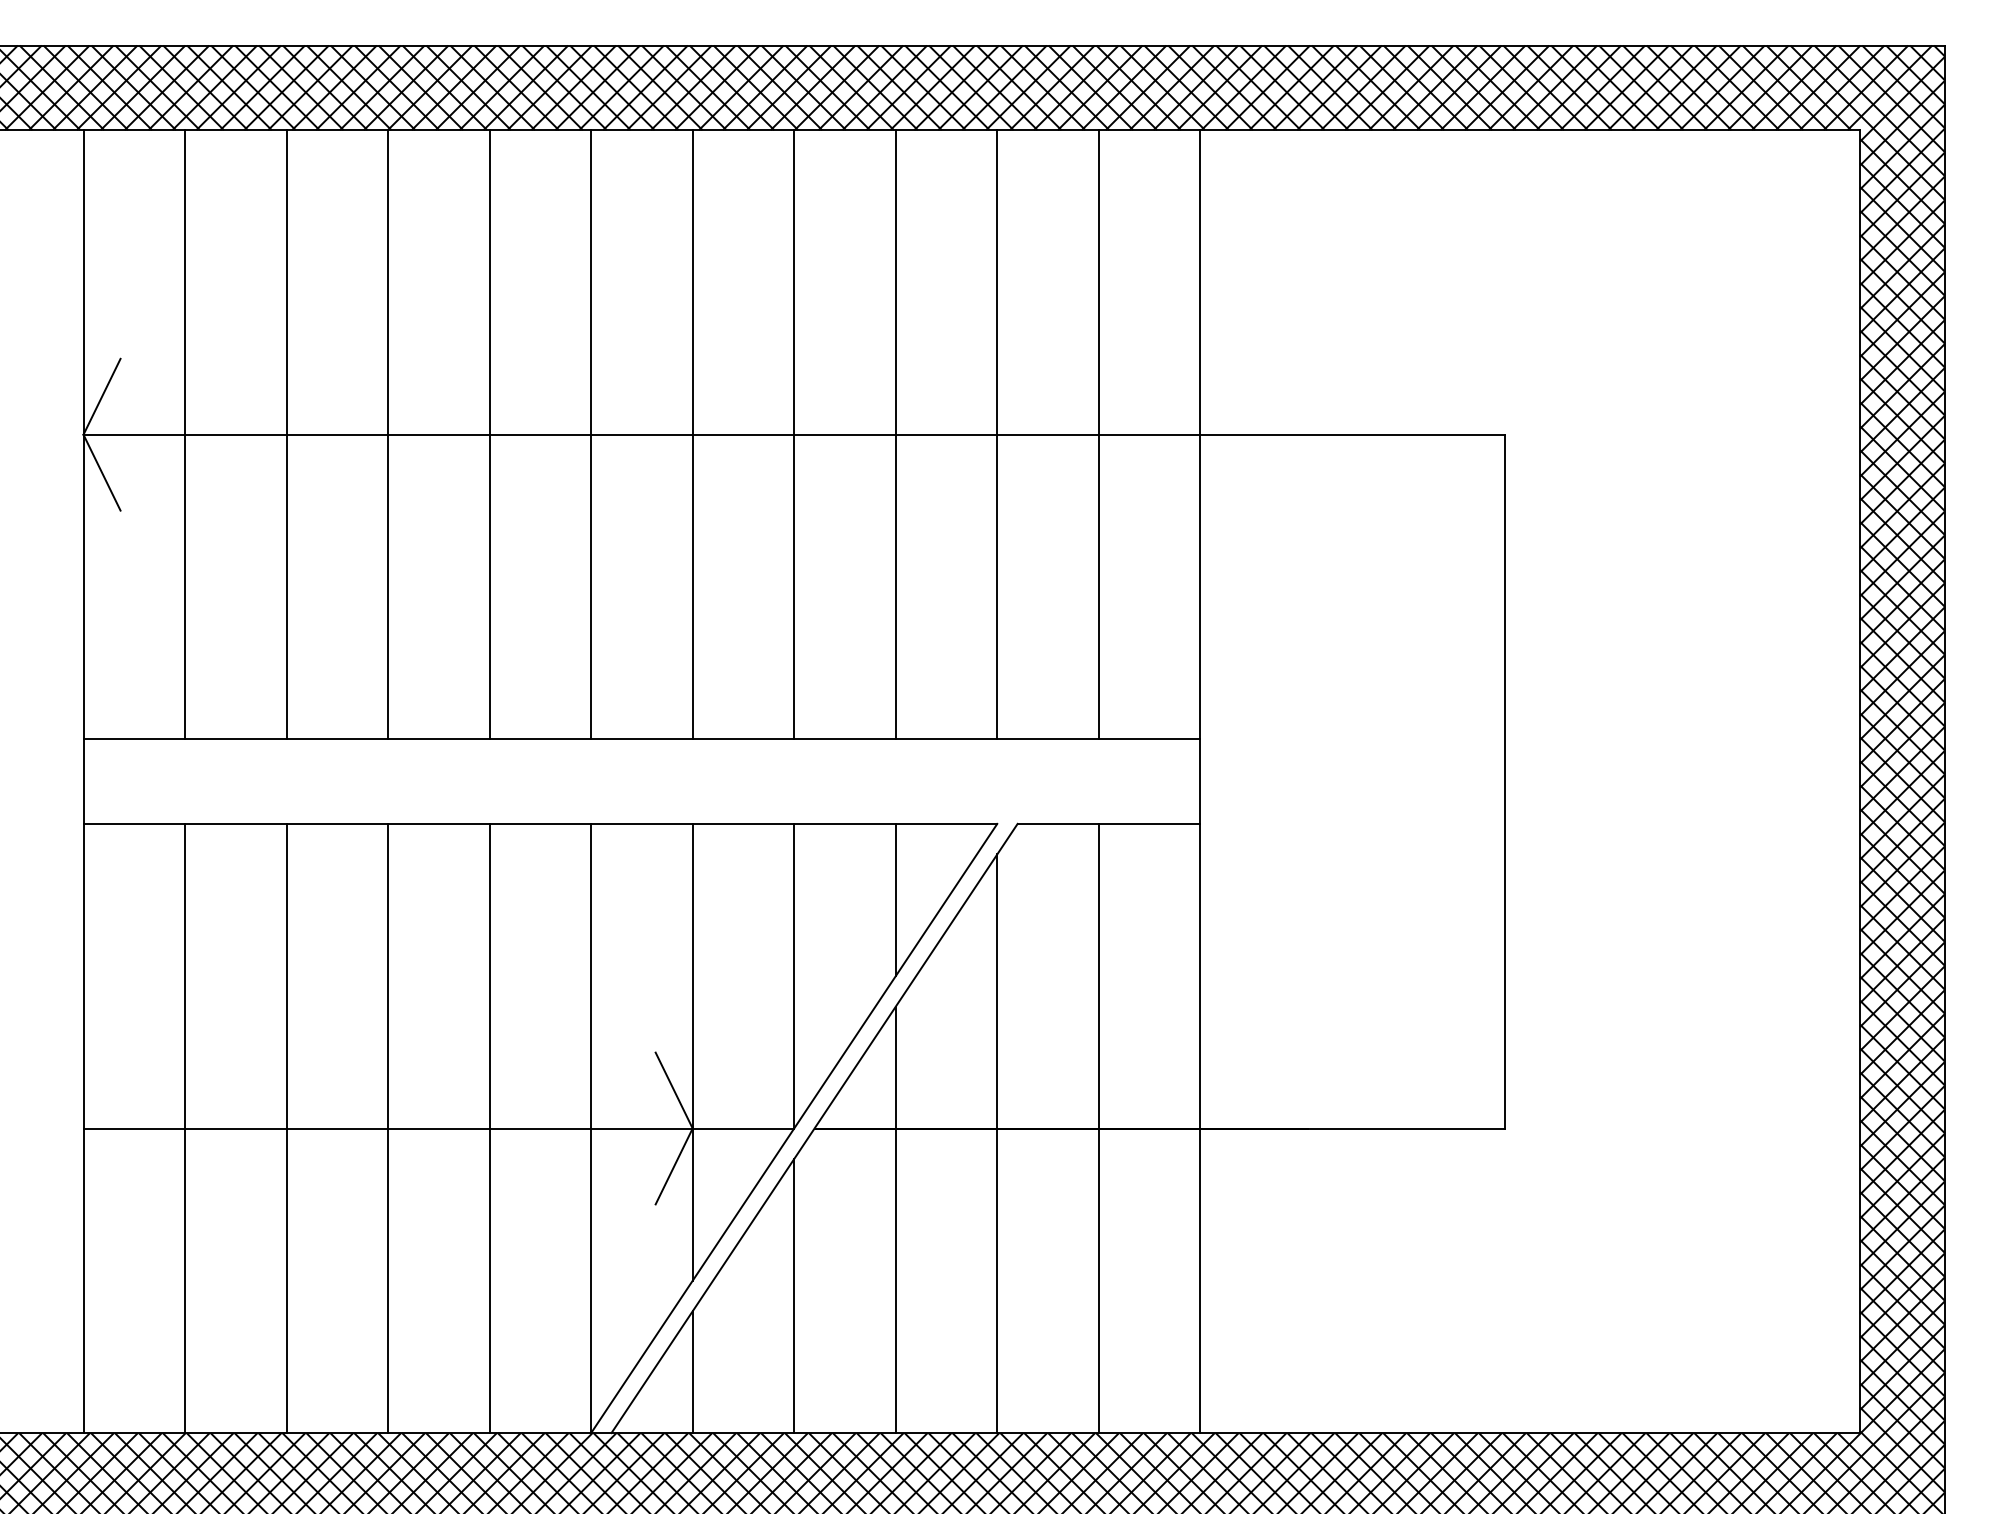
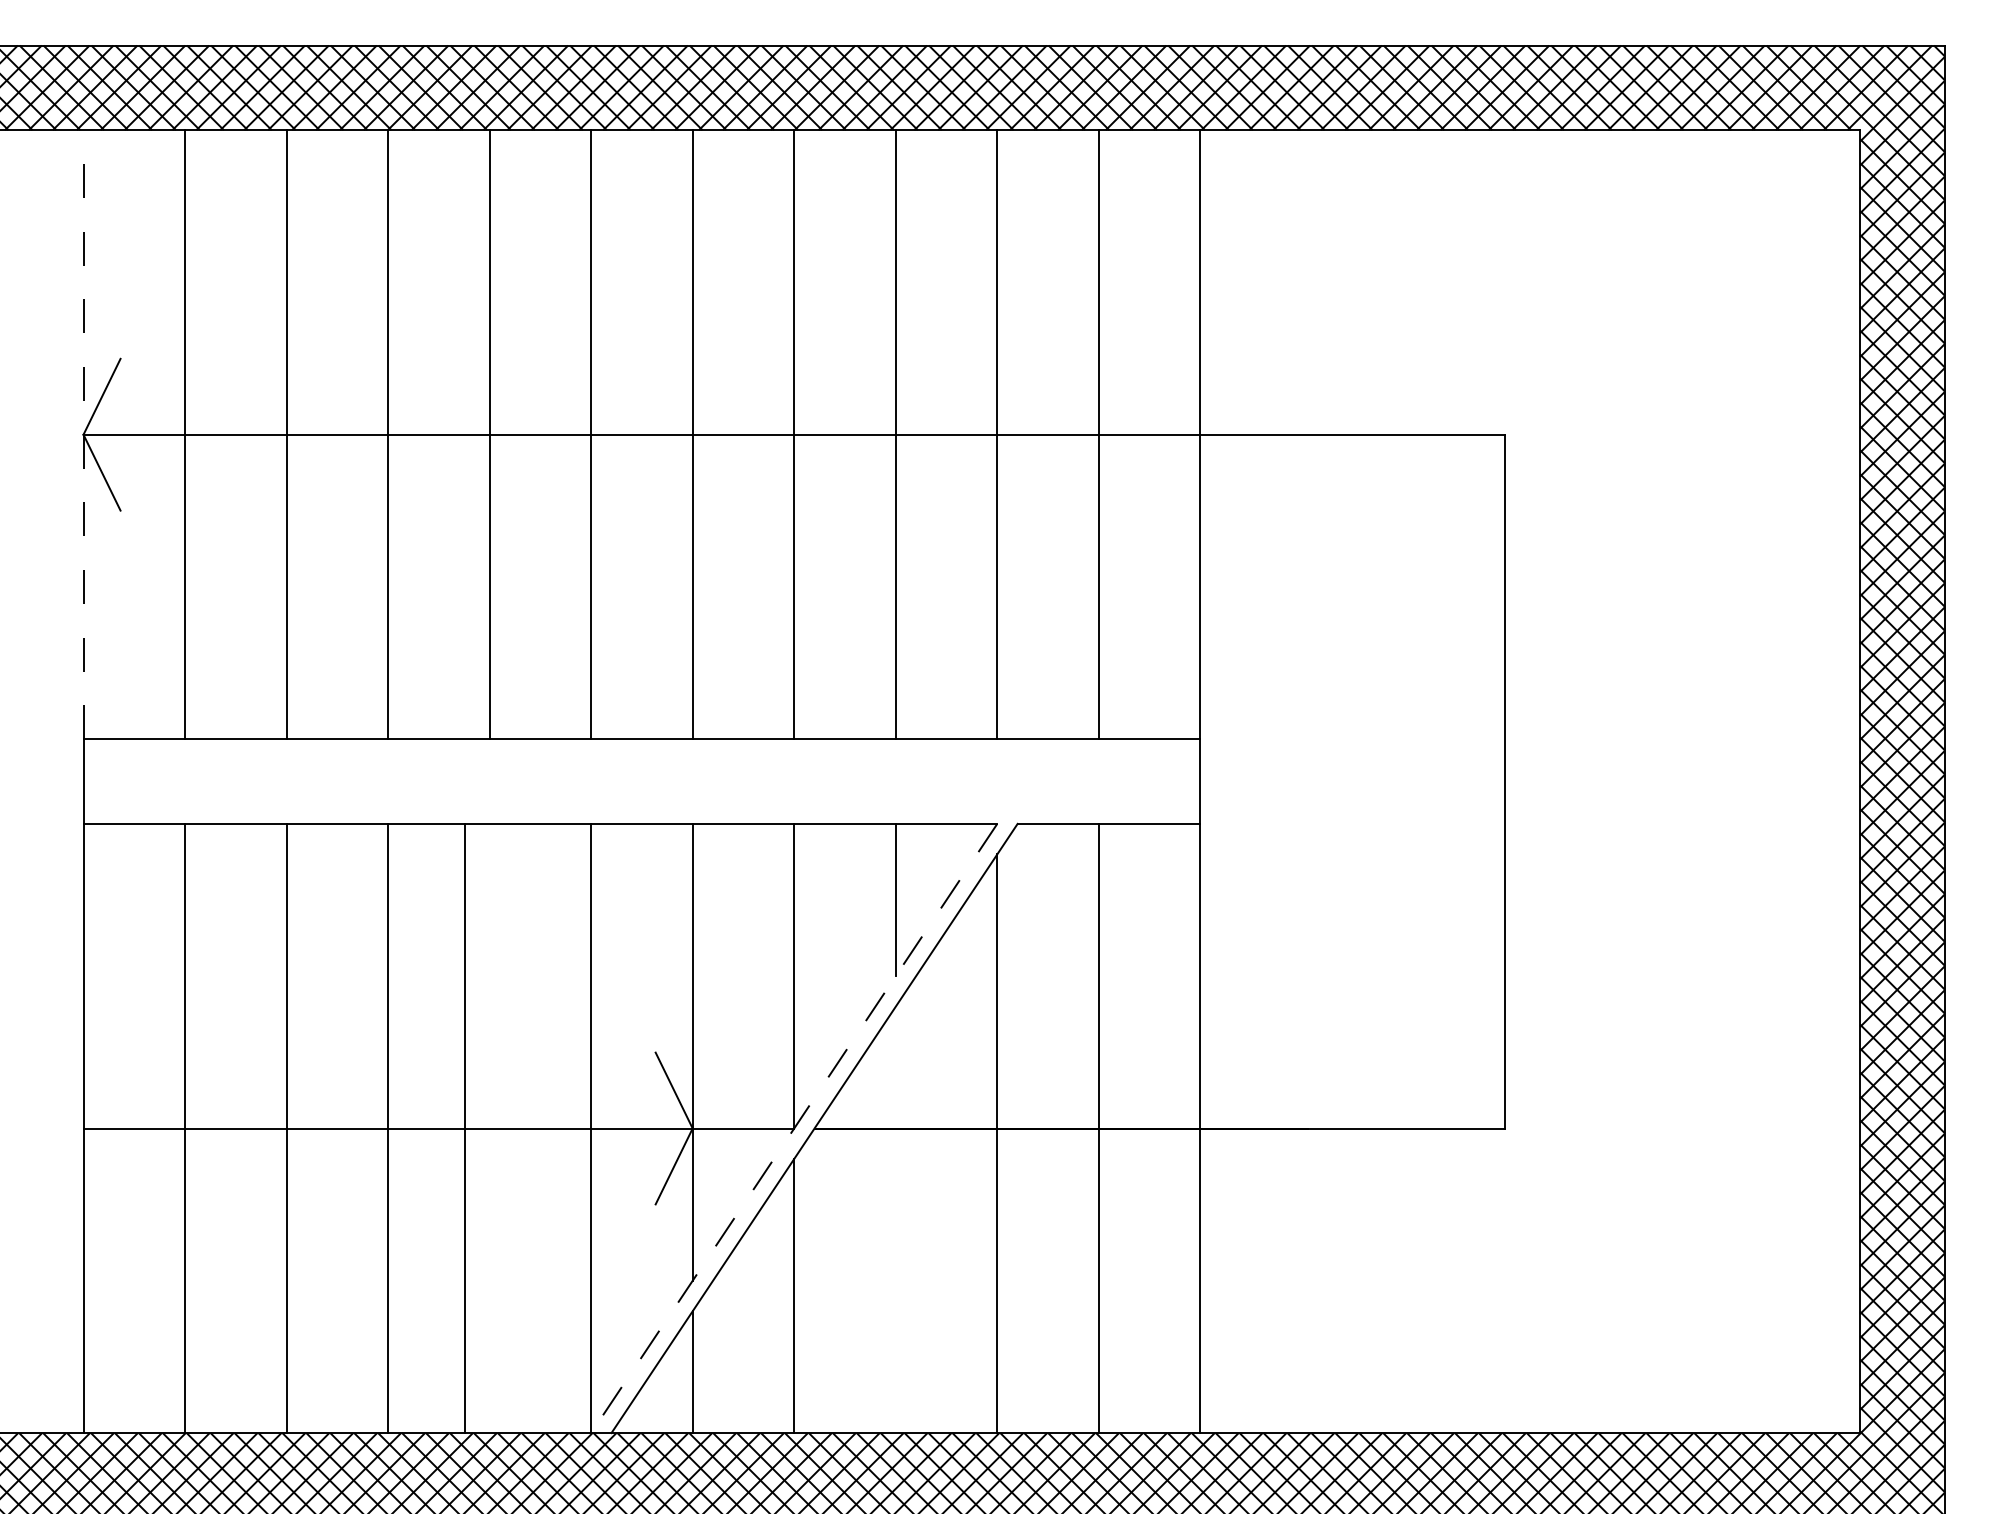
line: solid -> dashed (83, 434)
line position: (489, 1128) -> (464, 1128) (464, 1128)
line: solid -> dashed (793, 1128)
line: present -> none (895, 1219)
